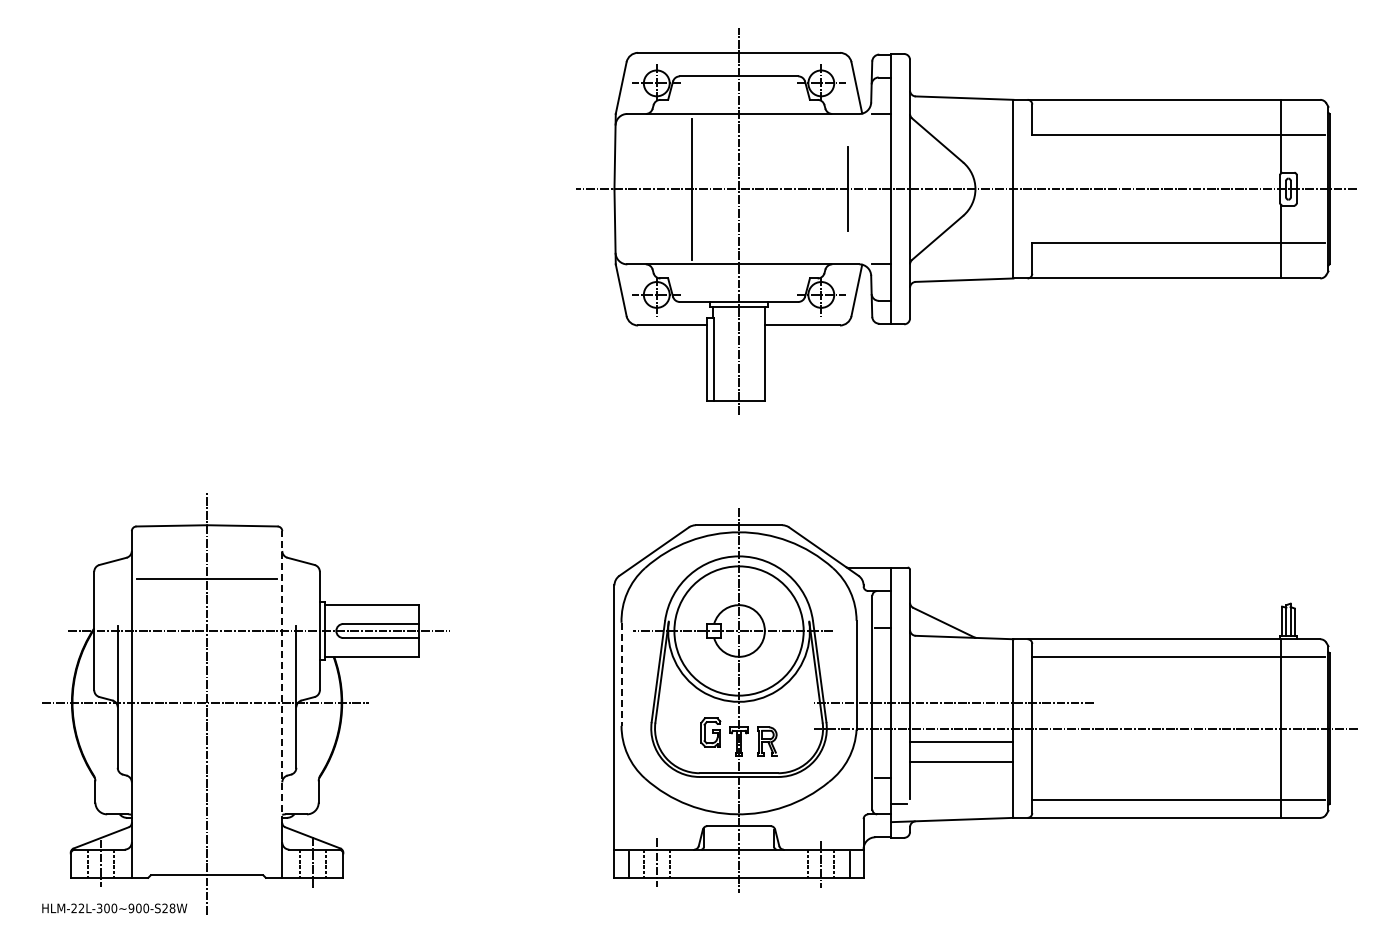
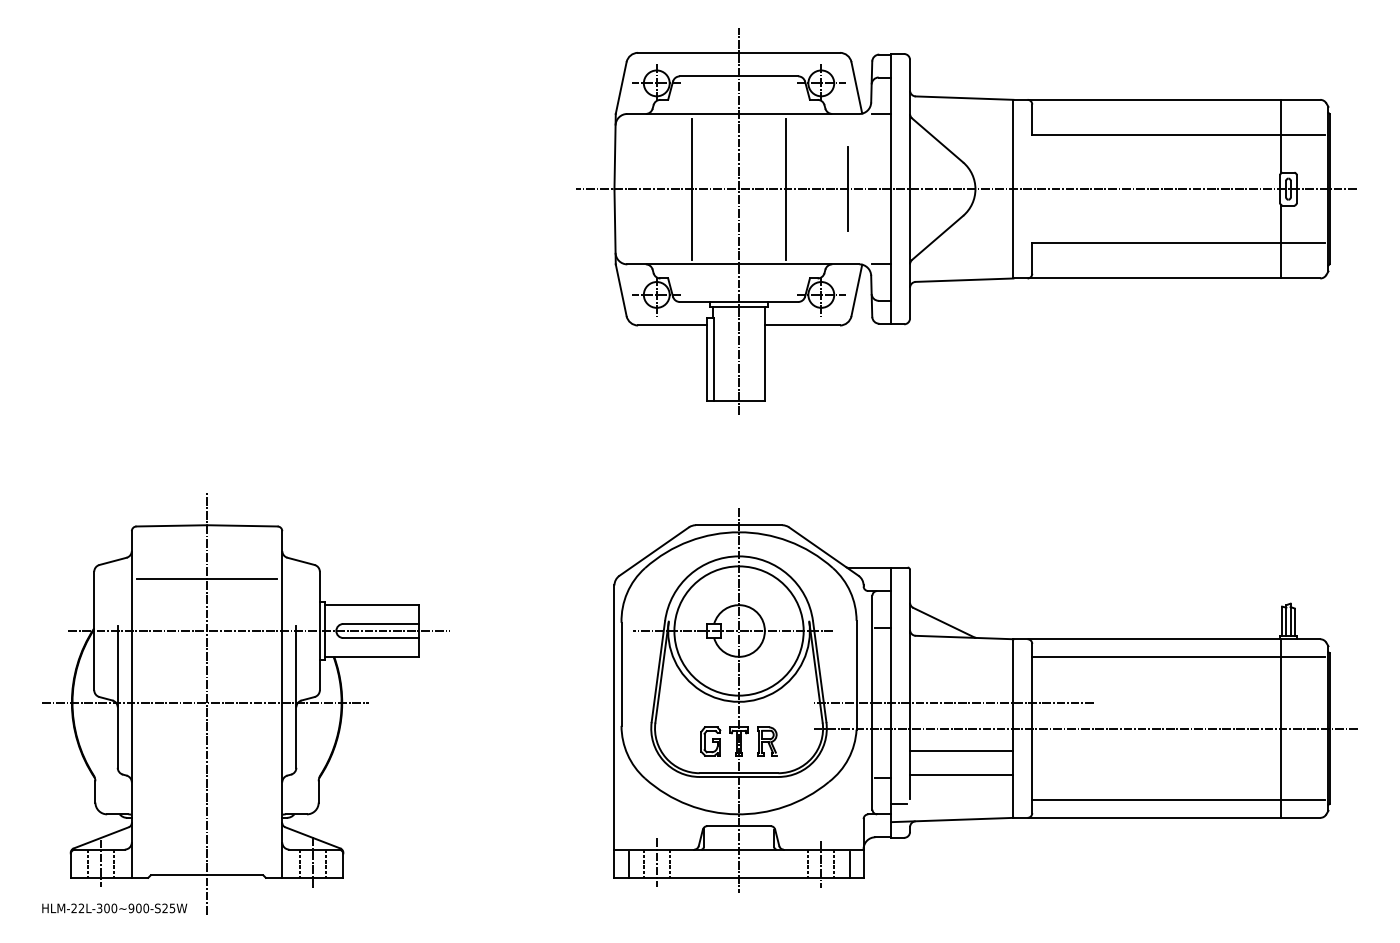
line: none -> present (786, 188)
line: dashed -> solid (621, 674)
line: dashed -> solid (282, 677)
part position: (710, 732) -> (710, 741) (710, 741)
line position: (961, 741) -> (961, 750) (961, 750)
line position: (961, 761) -> (961, 774) (961, 774)
text: HLM-22L-300~900-S28W -> HLM-22L-300~900-S25W (172, 908)
